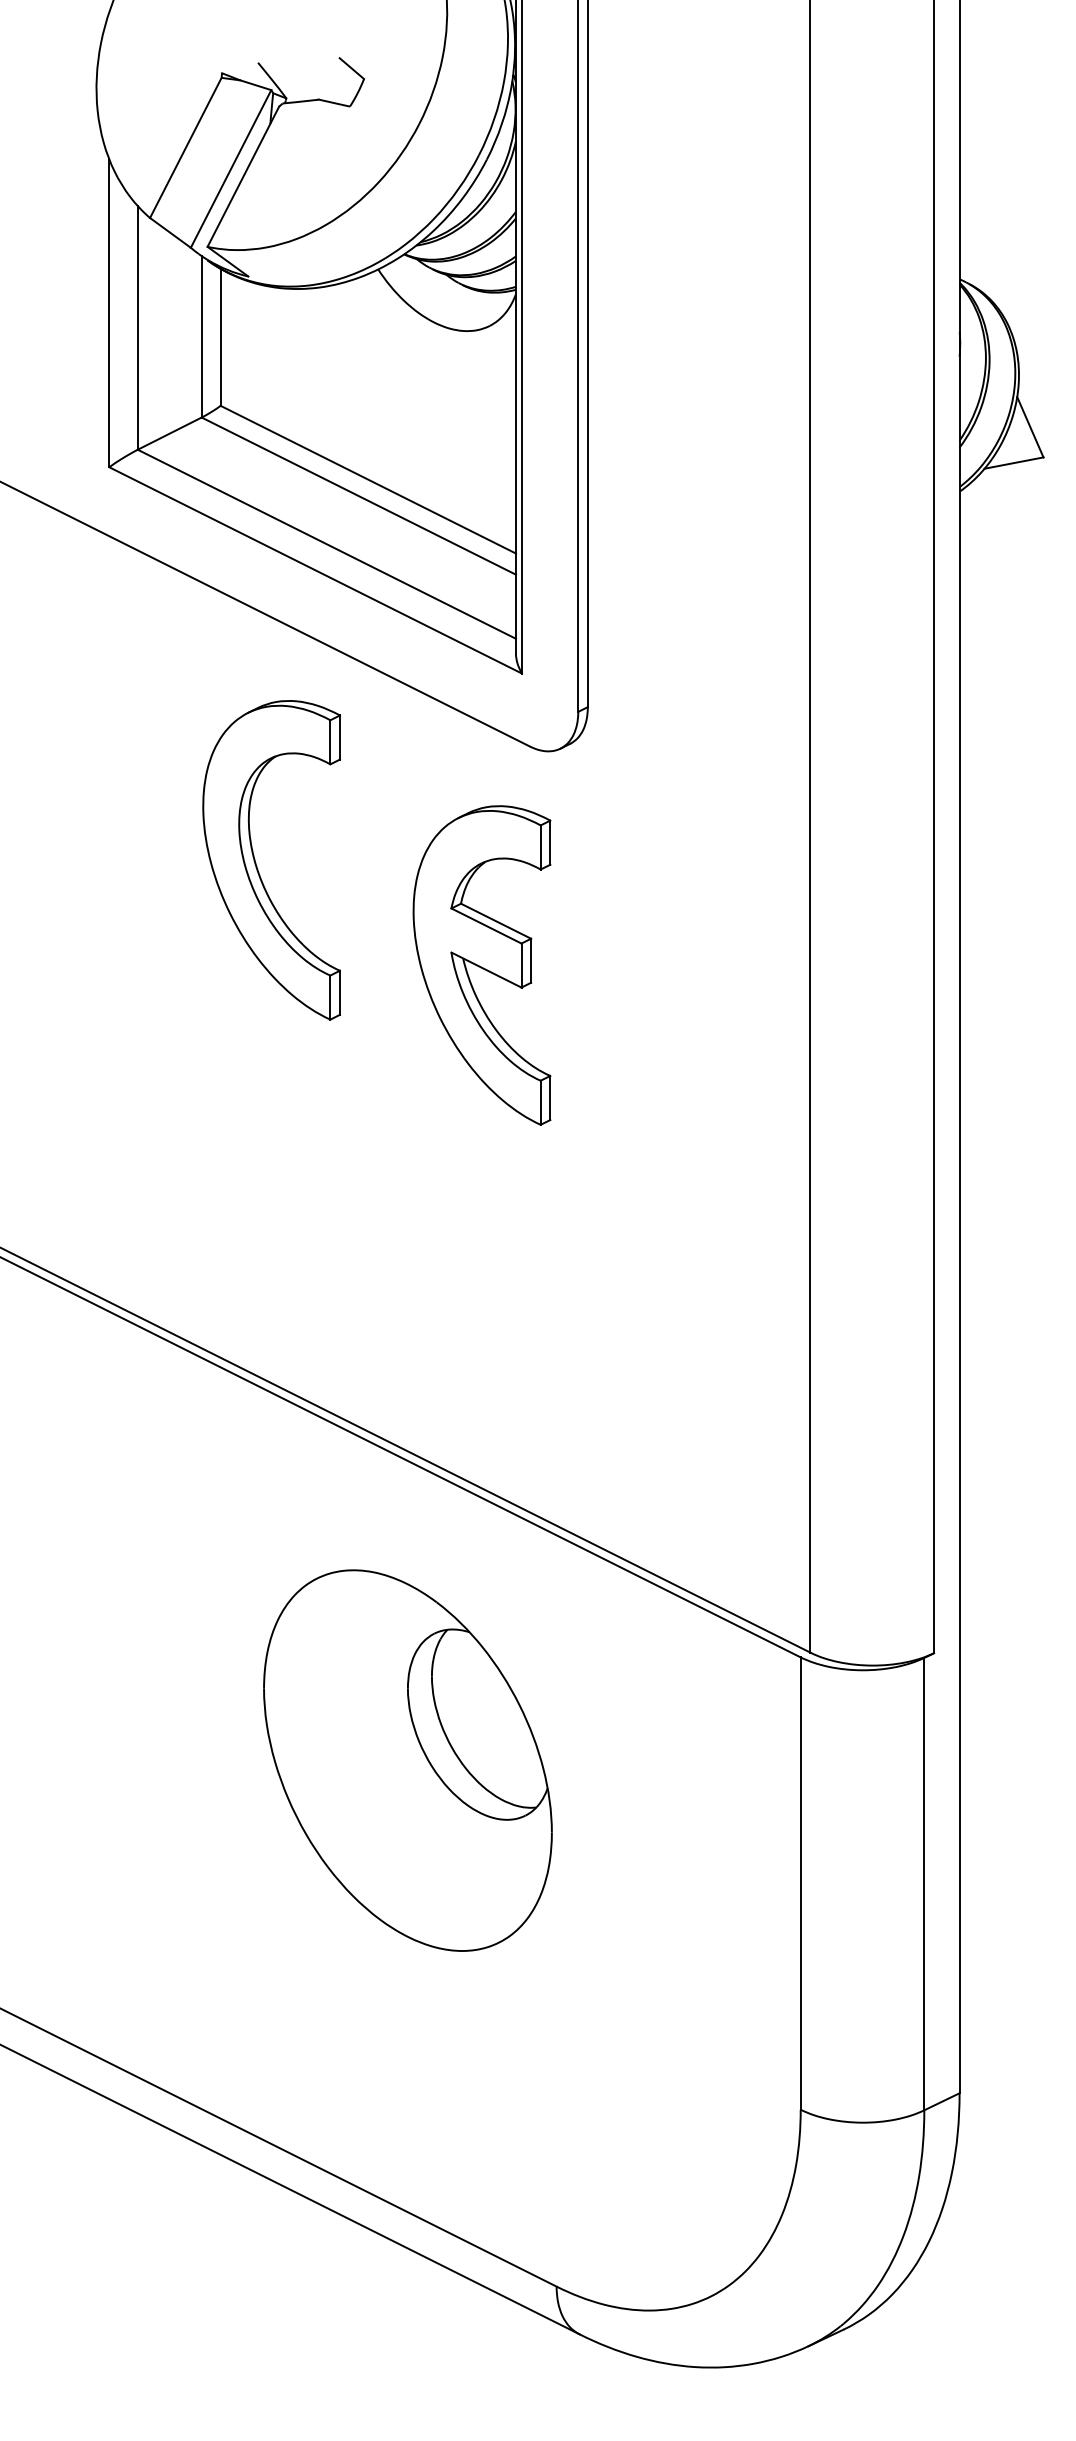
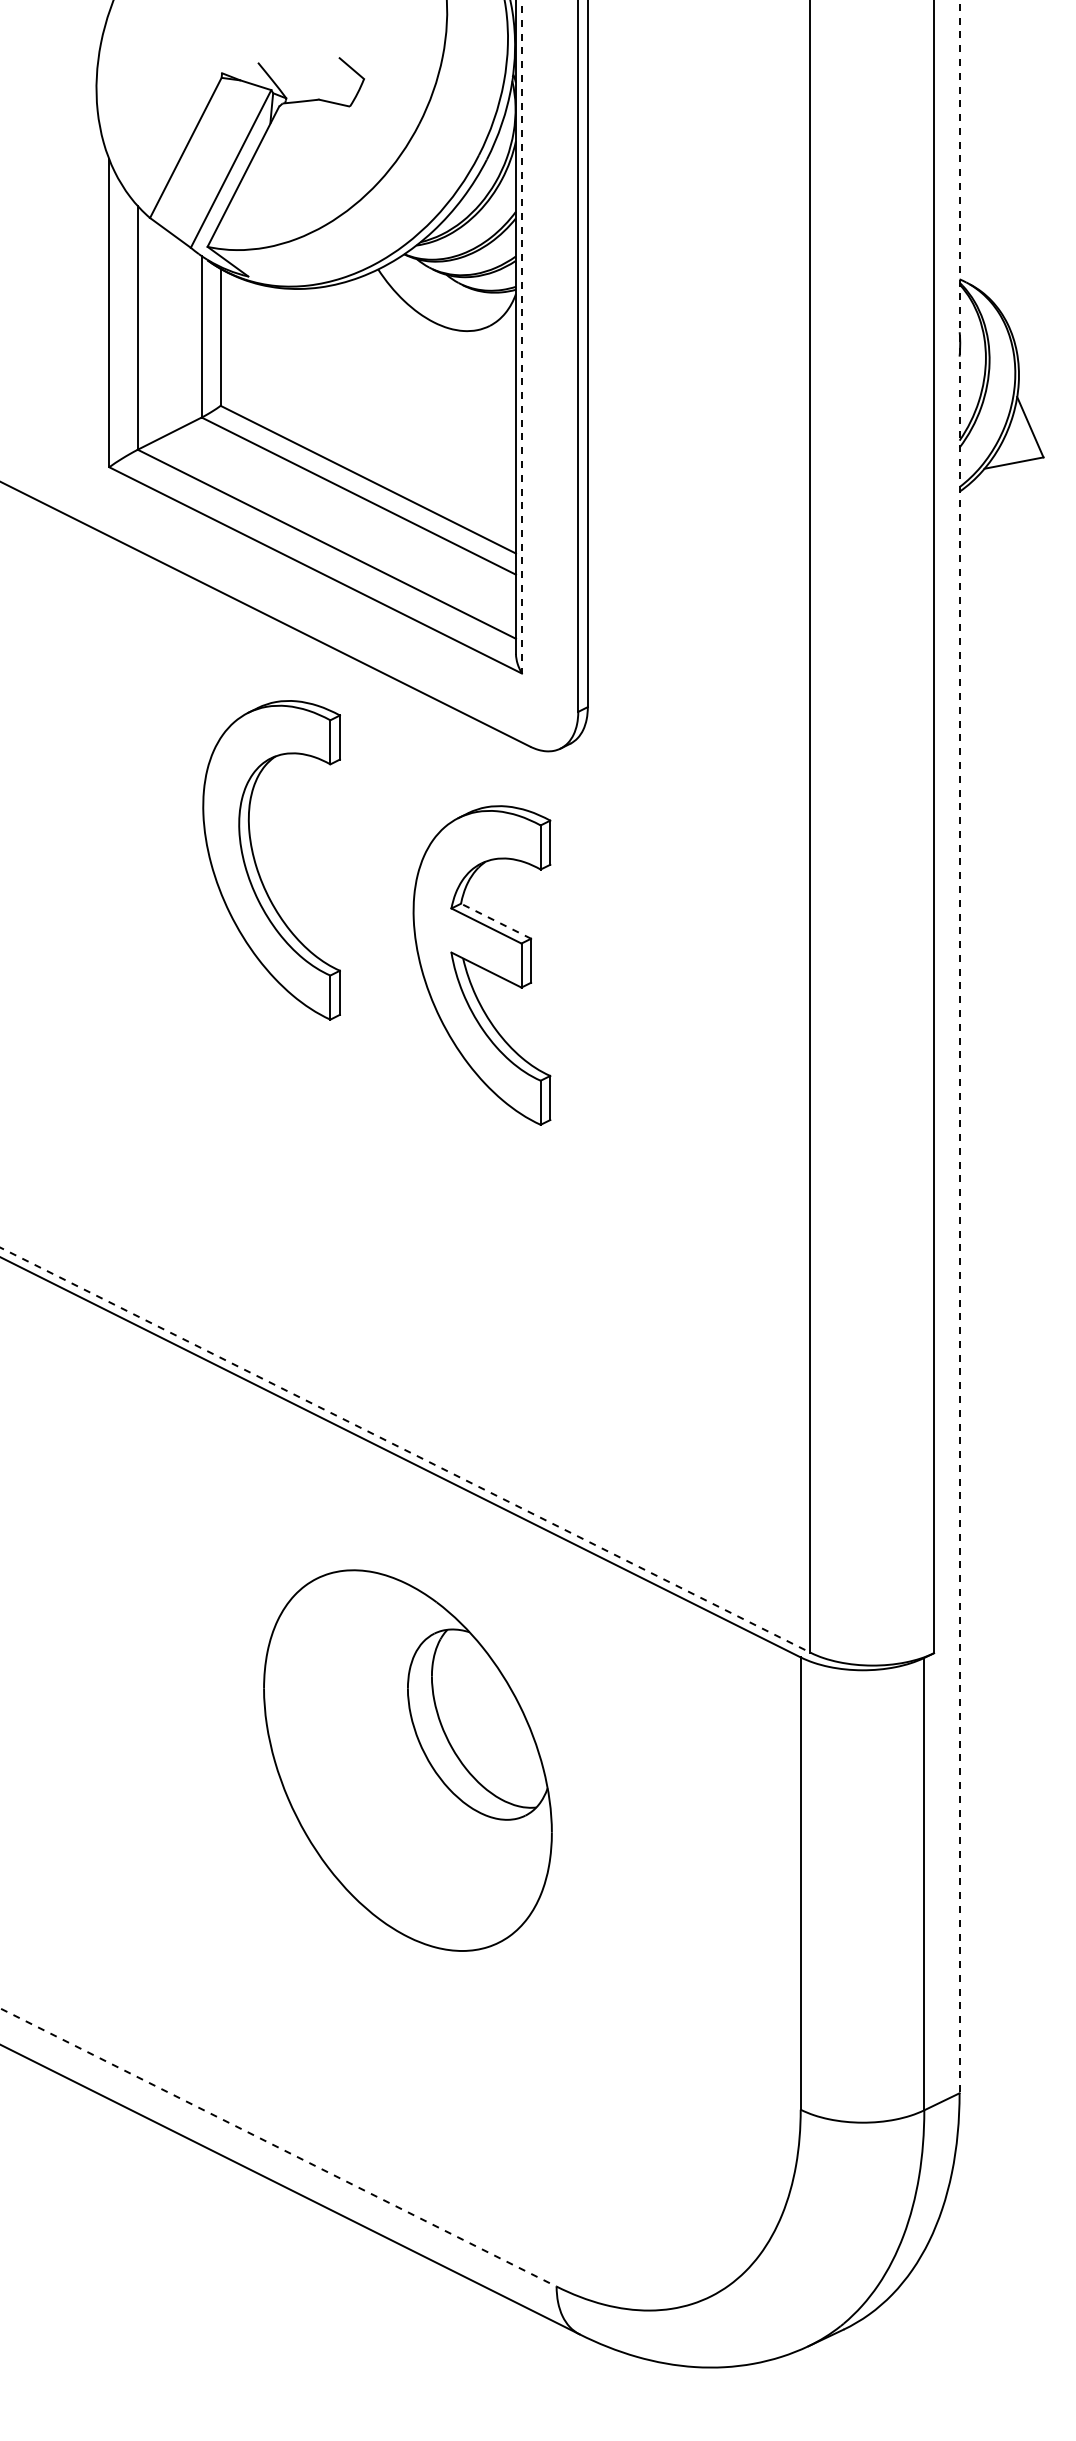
line: solid -> dashed (521, 336)
line: solid -> dashed (495, 921)
line: solid -> dashed (959, 1047)
line: solid -> dashed (405, 1450)
line: solid -> dashed (278, 2147)
